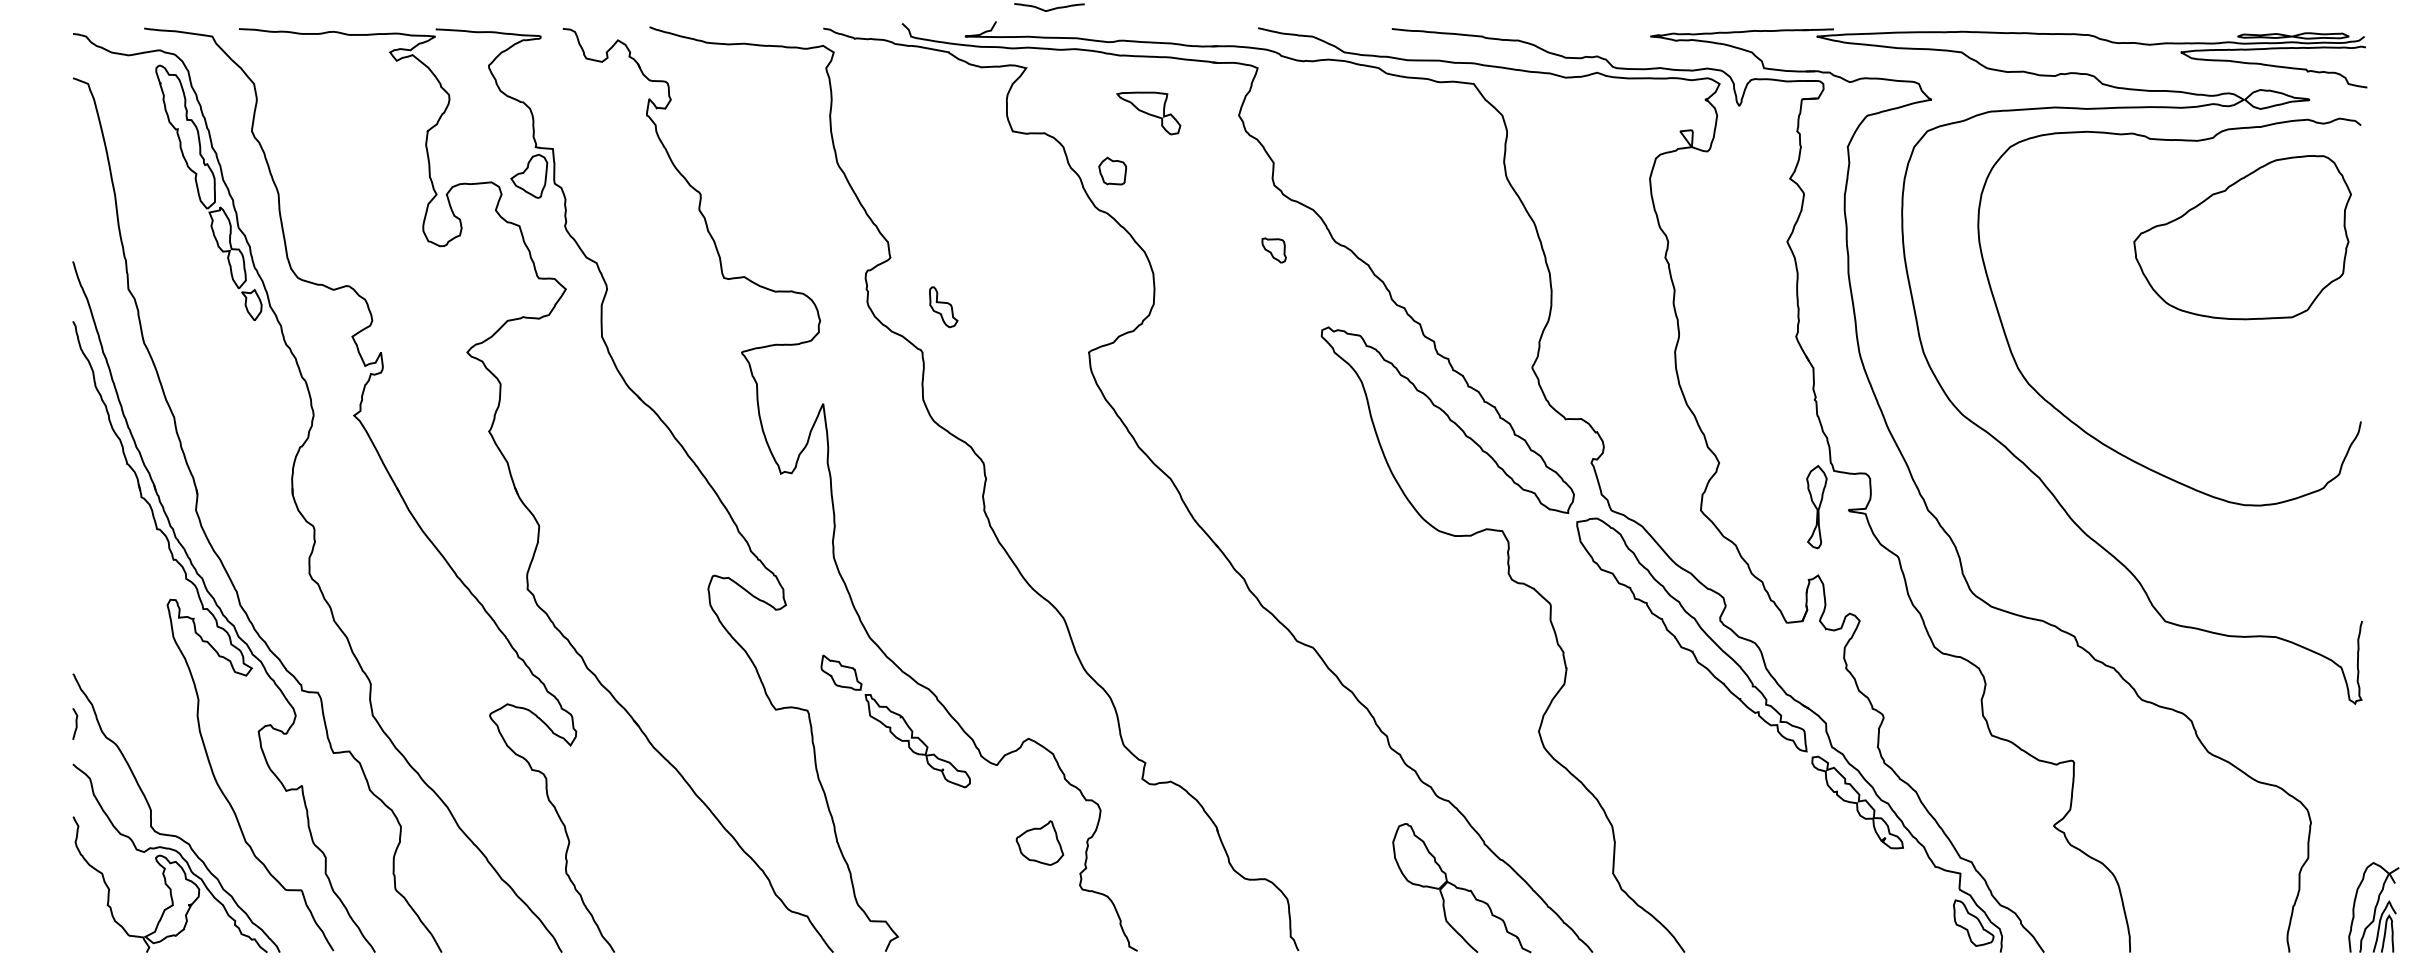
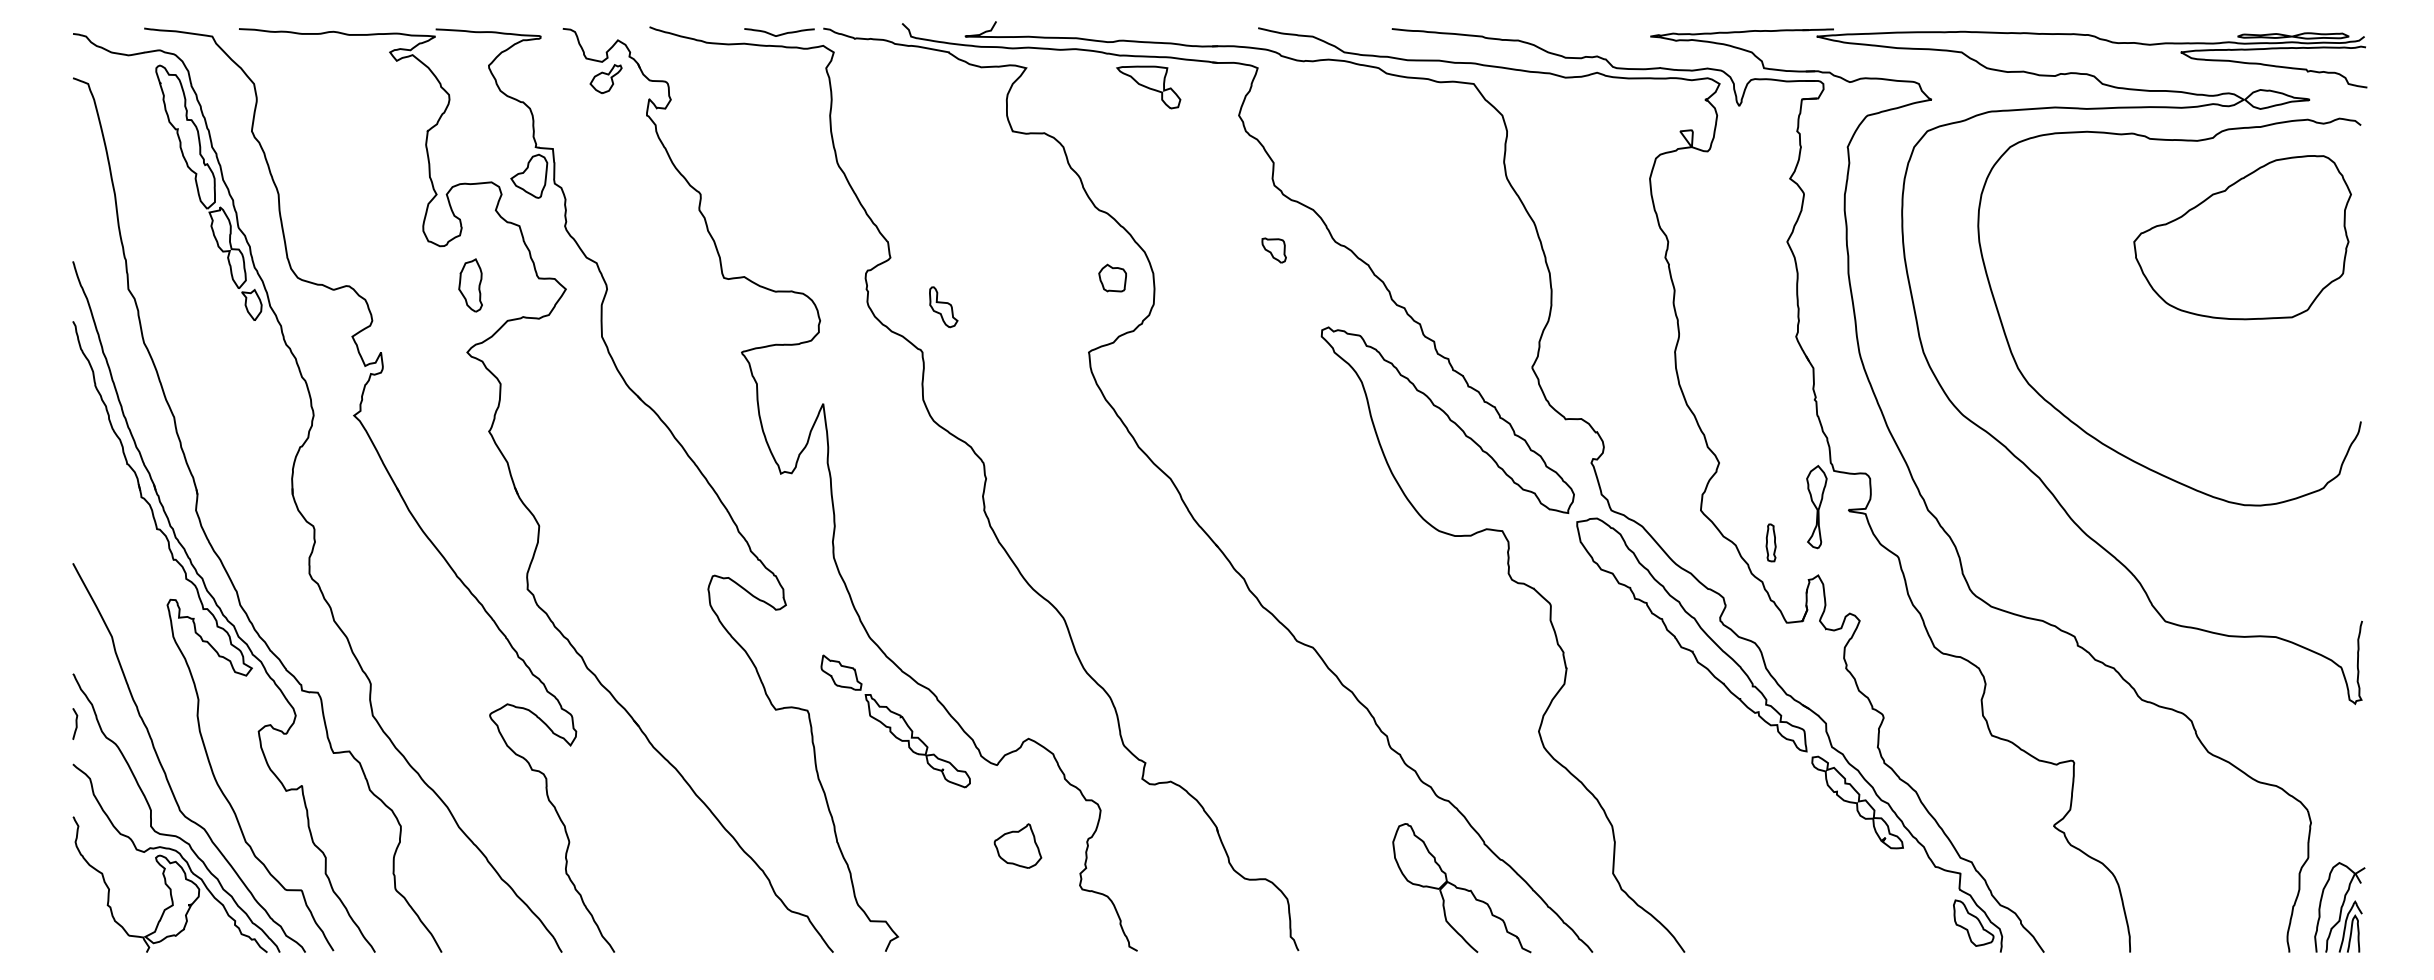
curve position: (1049, 9) -> (779, 34) (779, 34)
part: none -> present (605, 79)
part position: (1148, 113) -> (1148, 87) (1148, 87)
part position: (1112, 170) -> (1112, 277) (1112, 277)
part: none -> present (470, 285)
part: none -> present (1770, 542)
curve: none -> present (164, 769)
part position: (1039, 842) -> (1017, 845) (1017, 845)
part position: (2373, 907) -> (2339, 907) (2339, 907)
